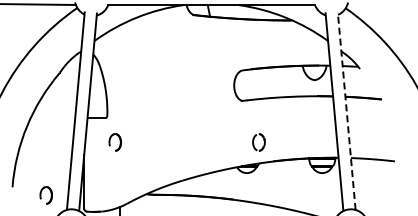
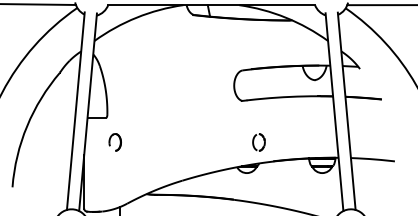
line: none -> present (380, 5)
line: dashed -> solid (346, 110)
part: present -> none (45, 195)
